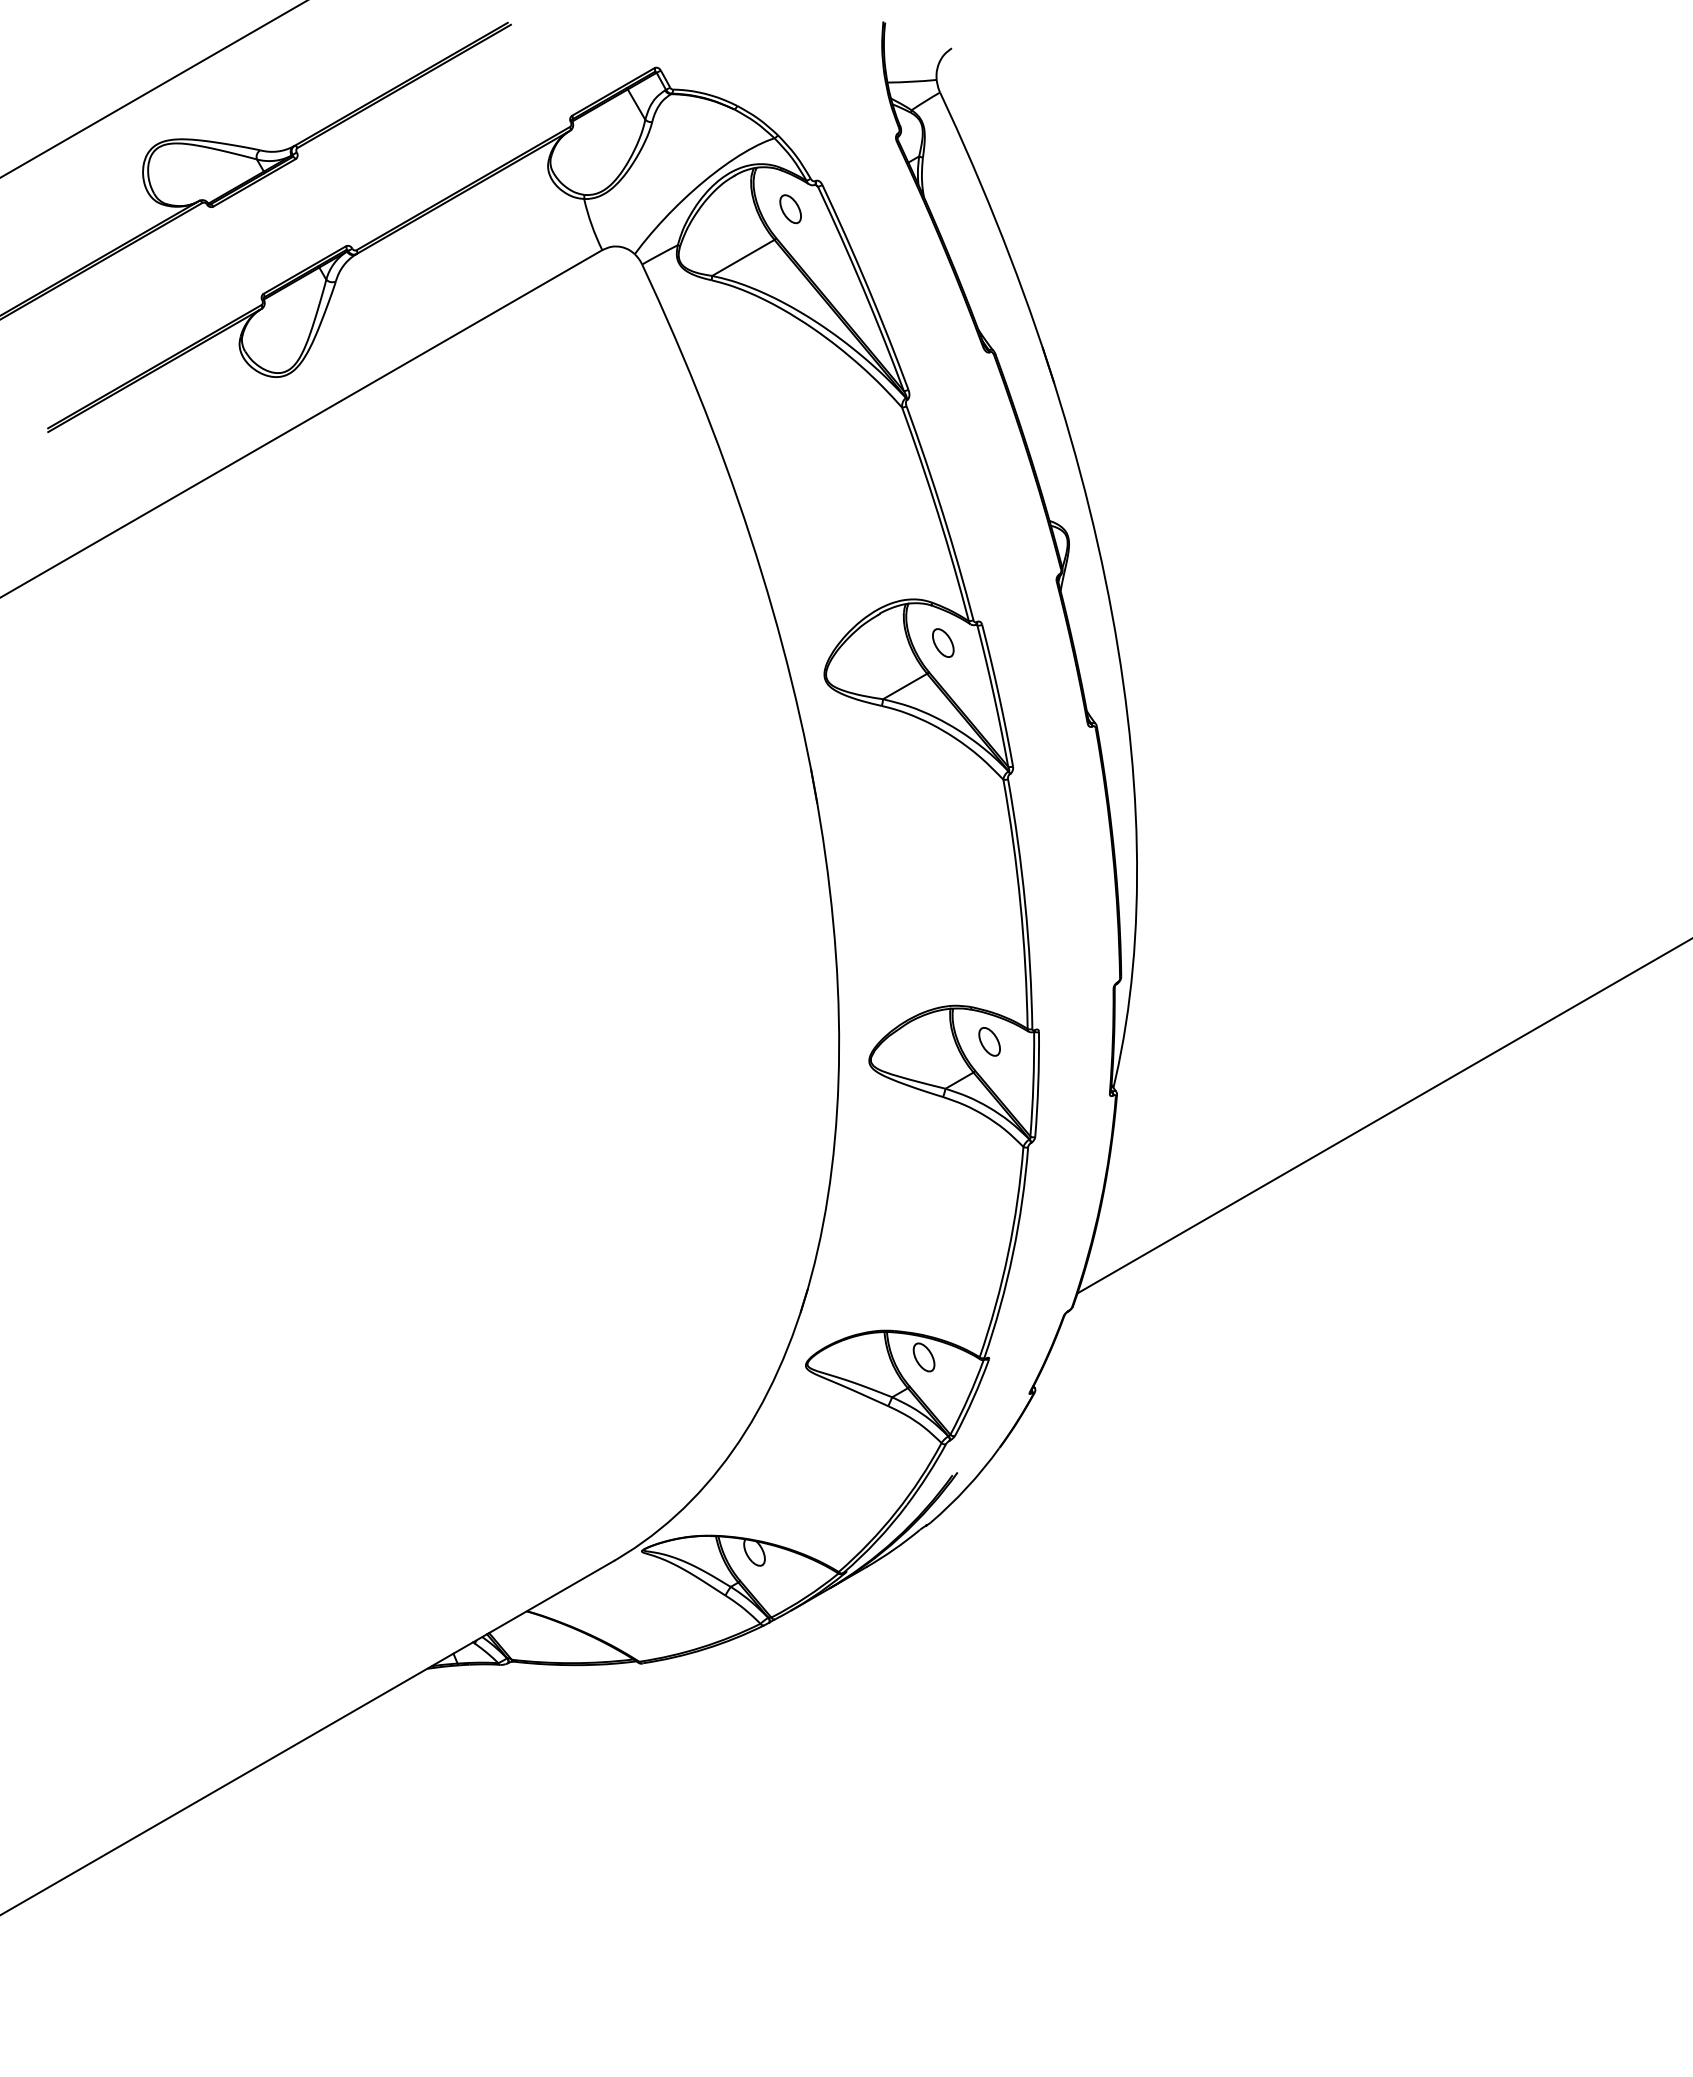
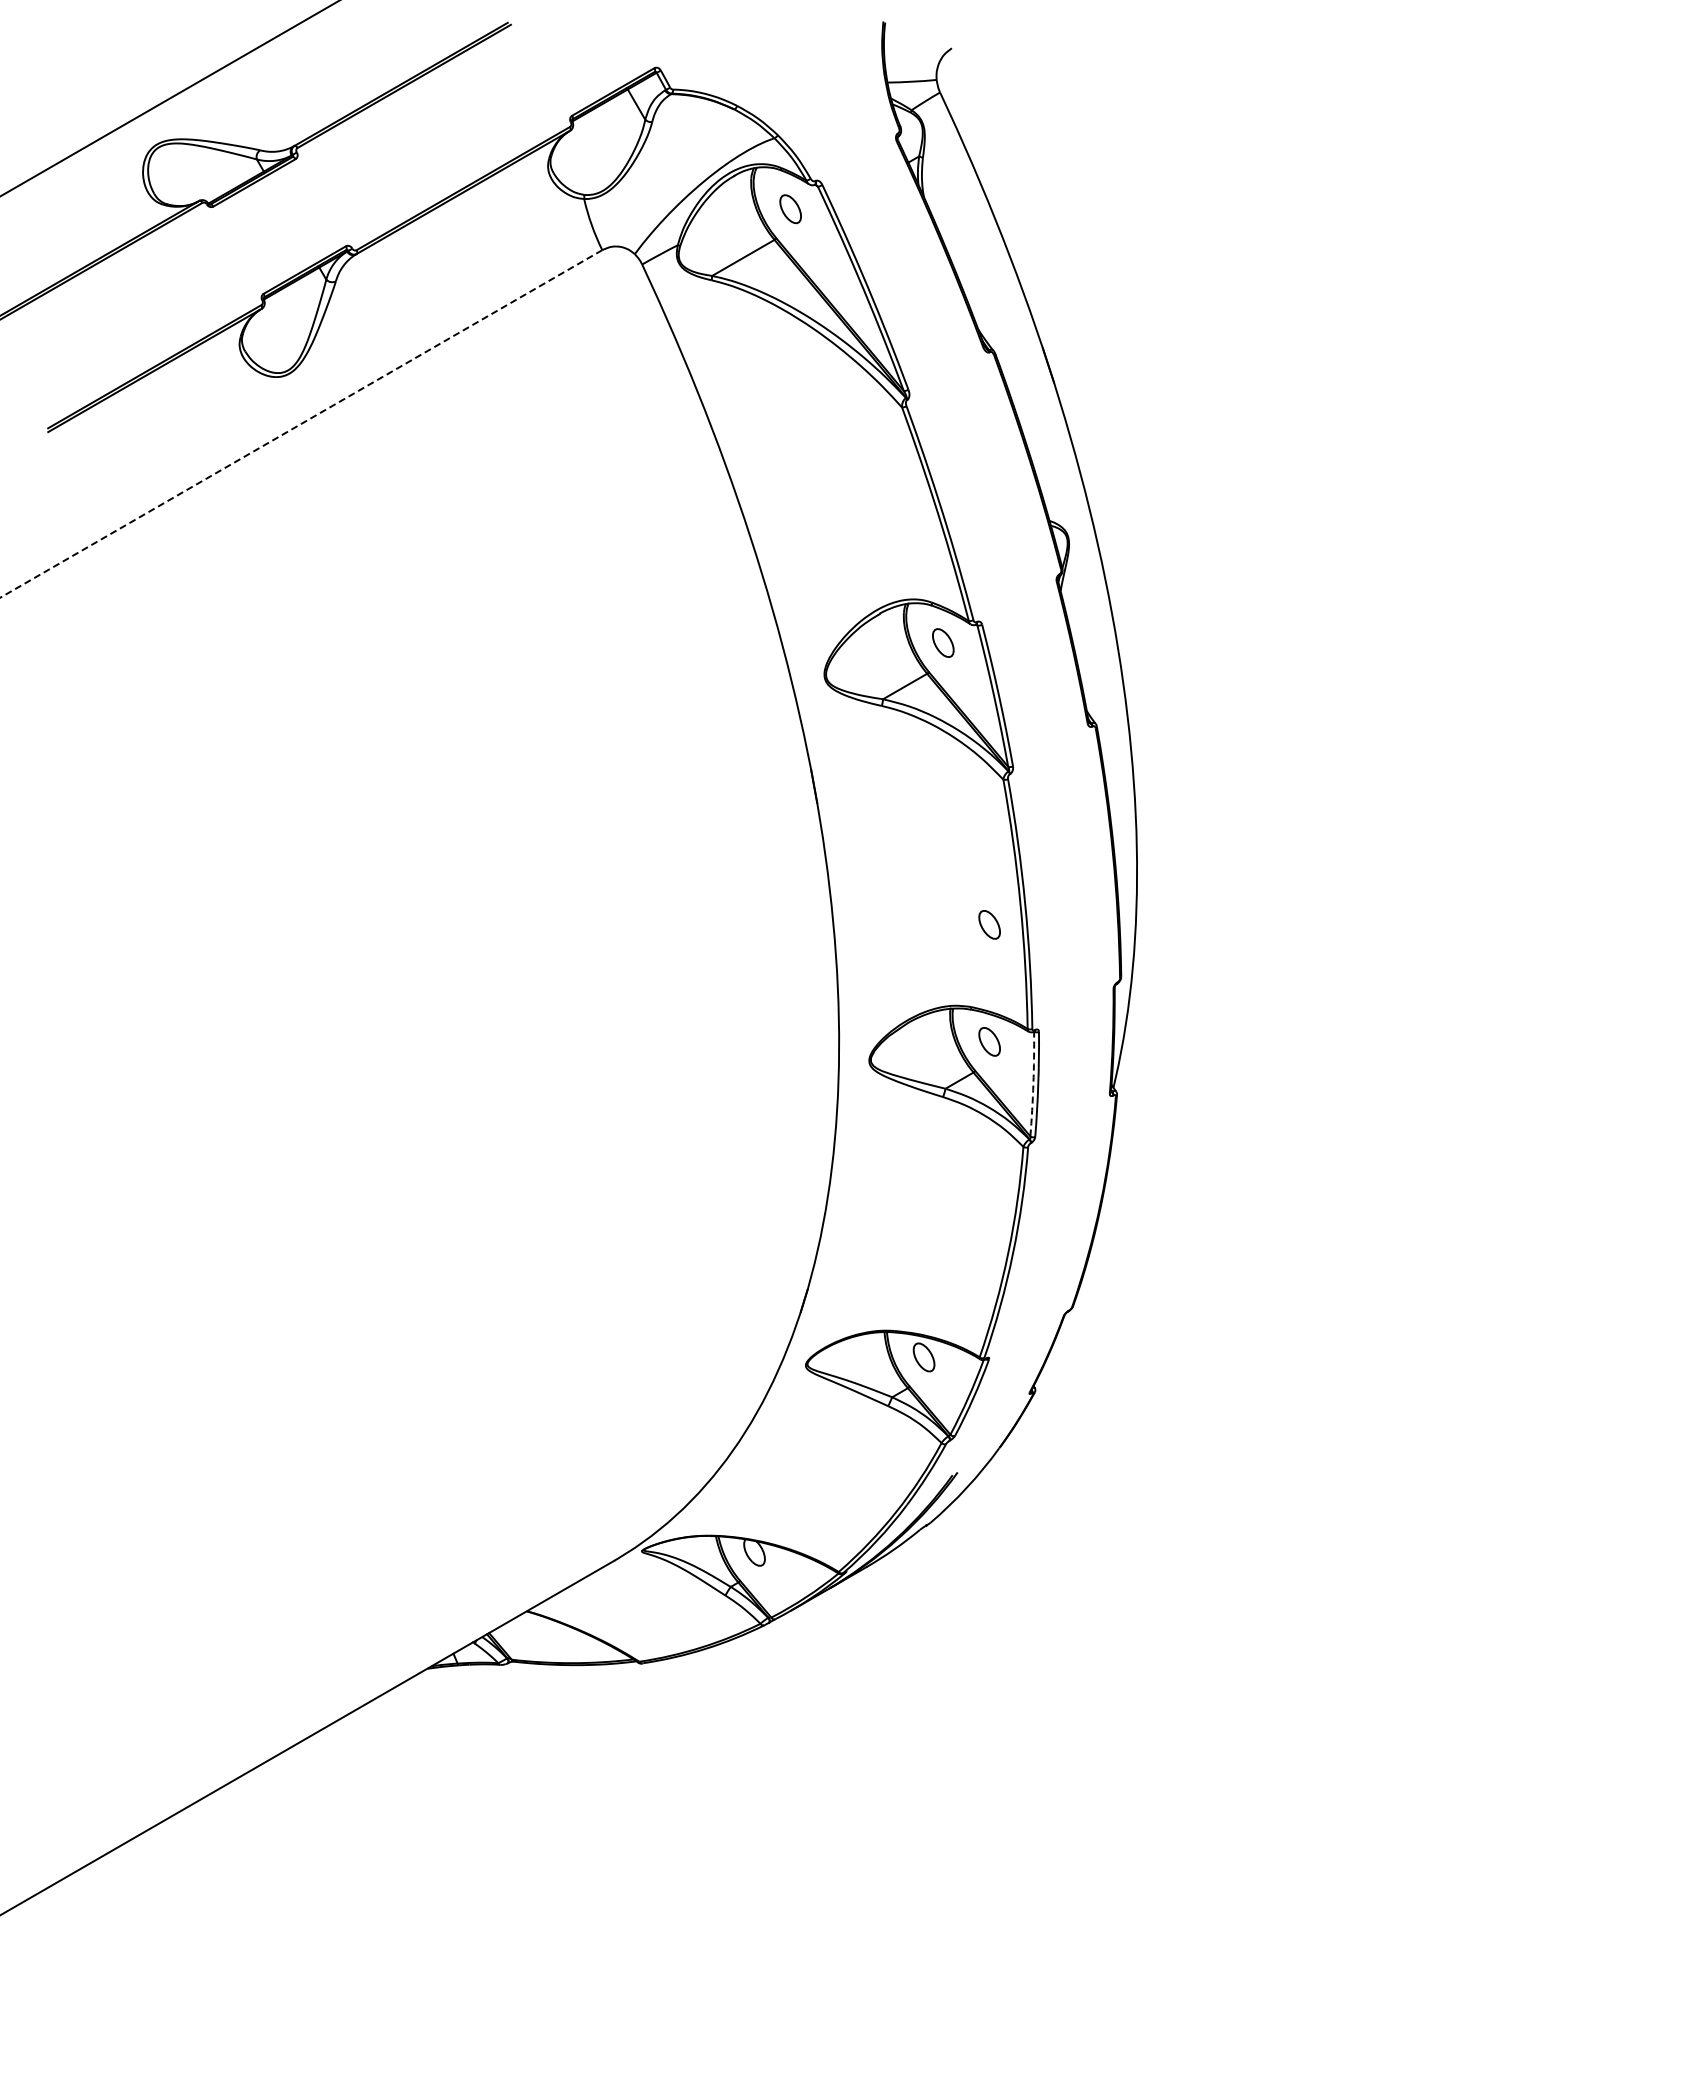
line position: (153, 89) -> (169, 98) (169, 98)
line: solid -> dashed (300, 424)
part: none -> present (989, 924)
arc: solid -> dashed (1033, 1084)
line: present -> none (1383, 1116)
